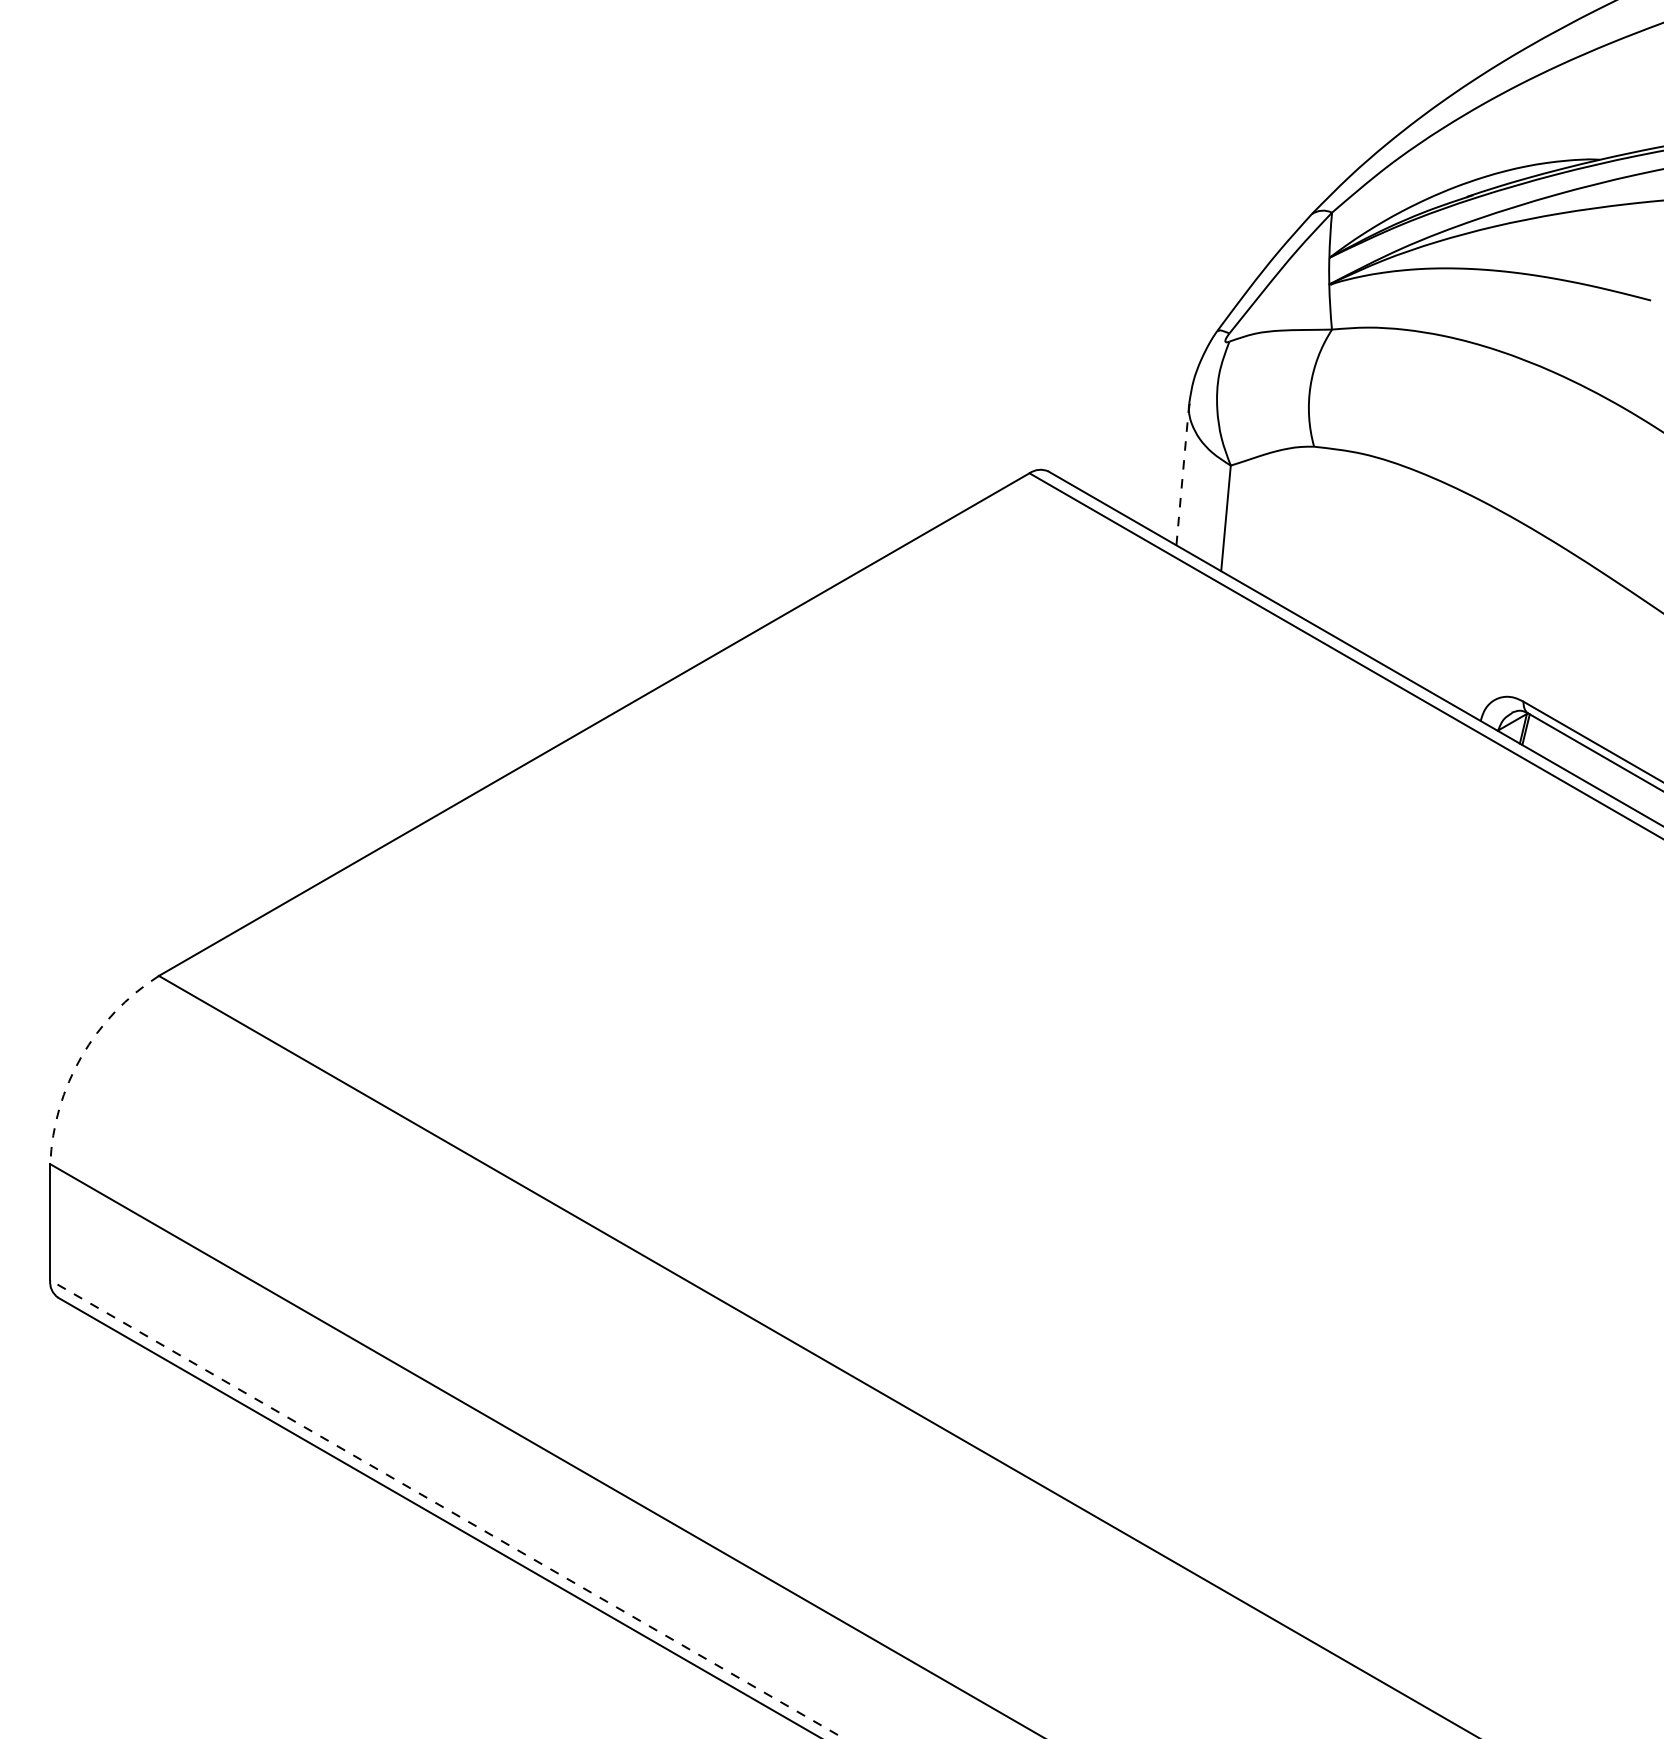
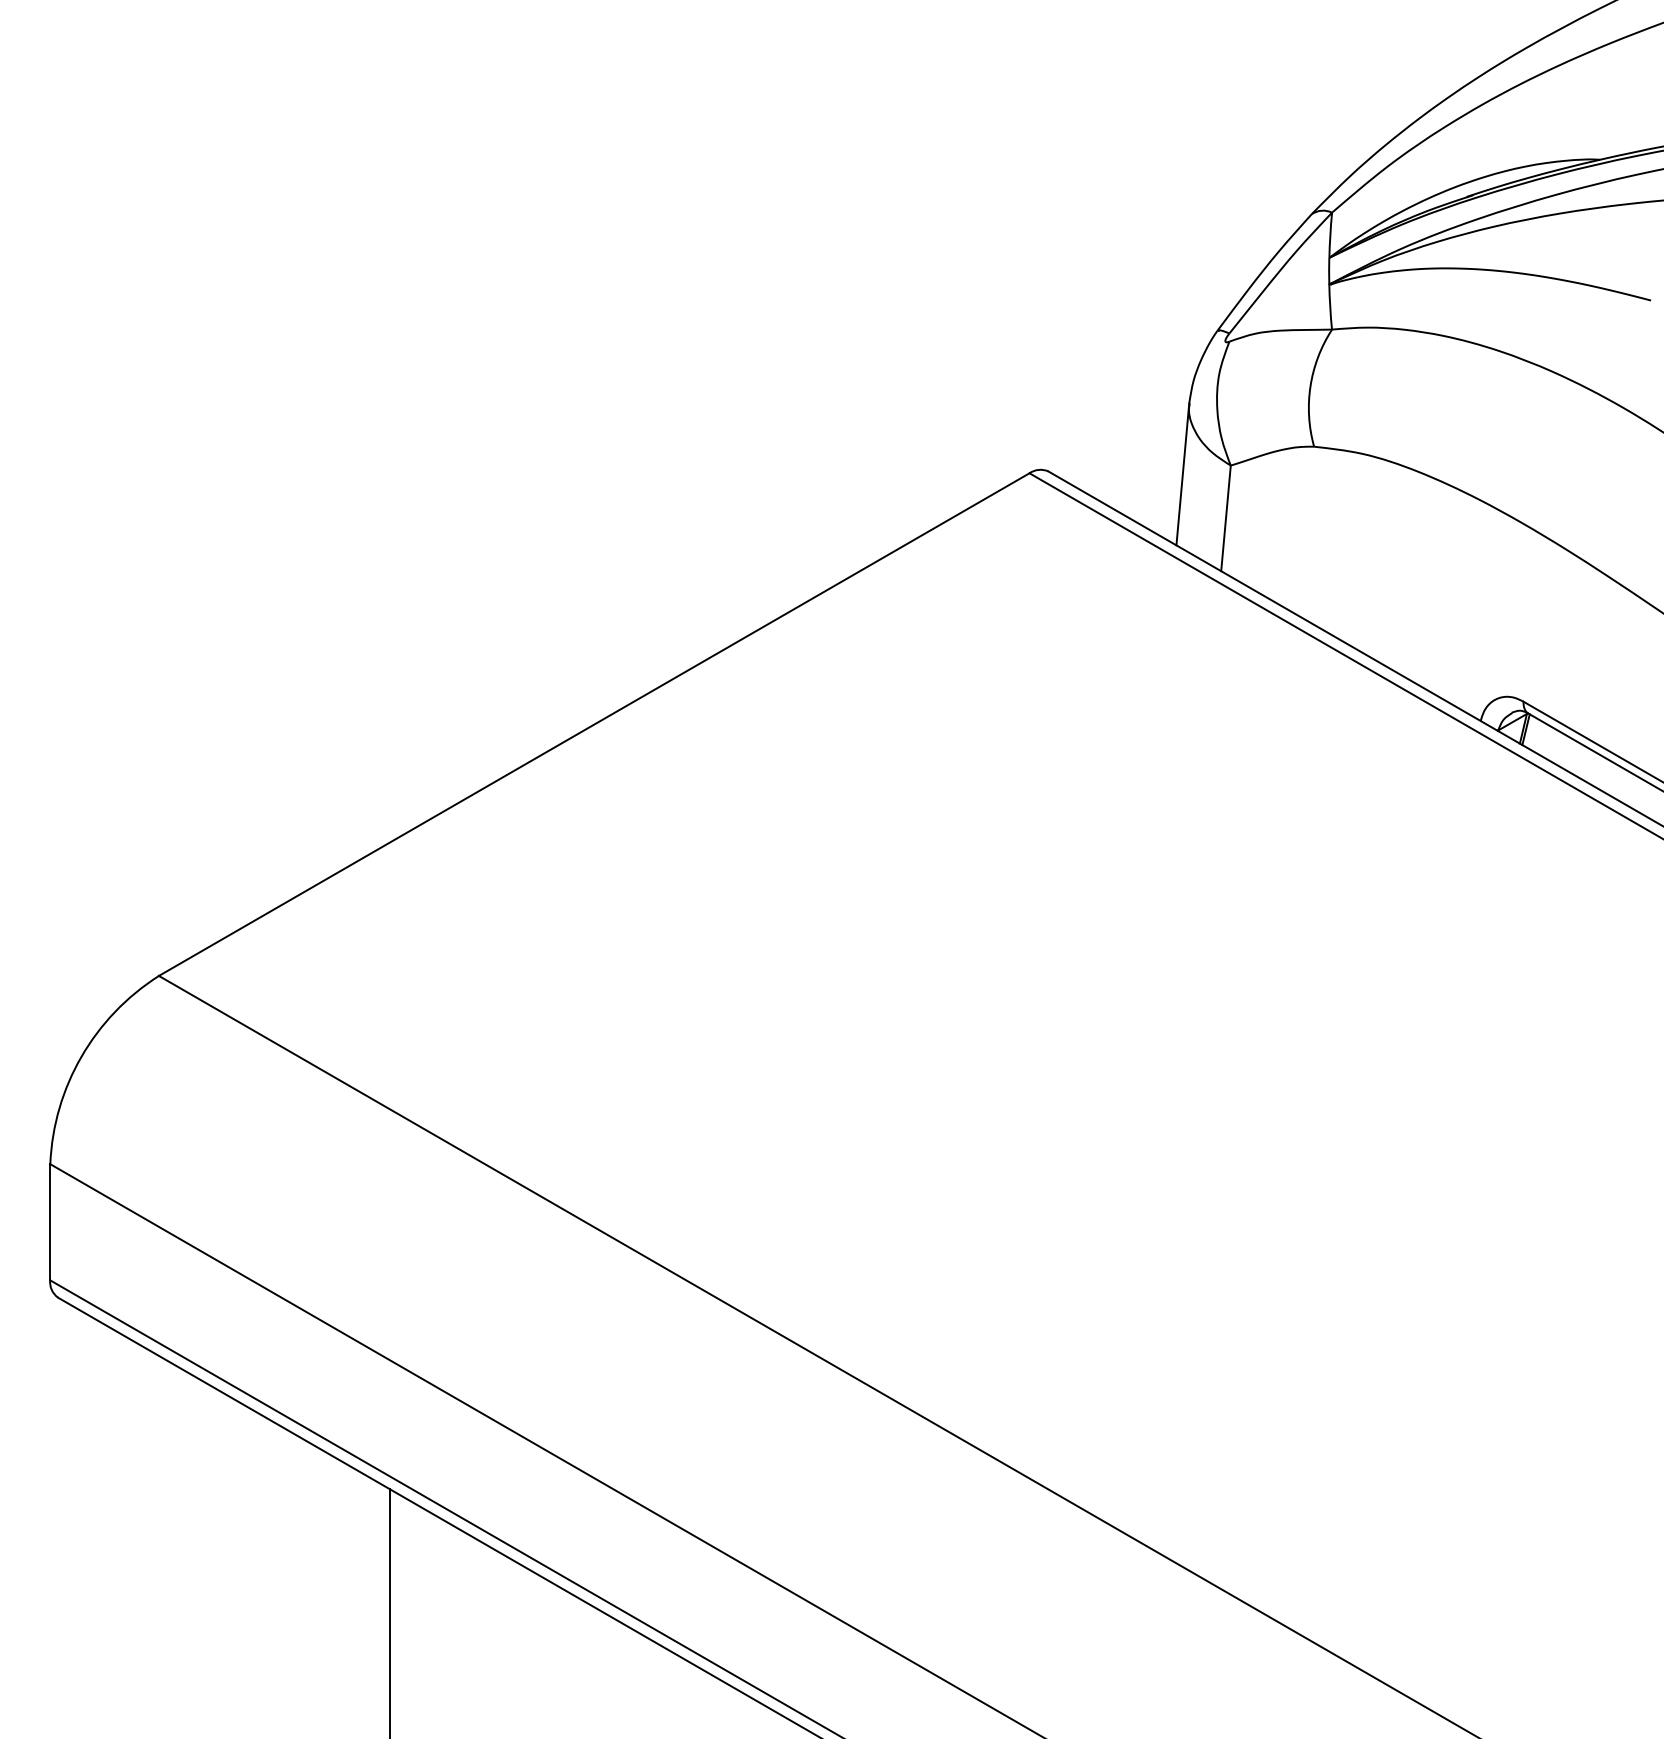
line: dashed -> solid (1182, 474)
arc: dashed -> solid (81, 1056)
line: dashed -> solid (446, 1509)
line: none -> present (389, 1612)
